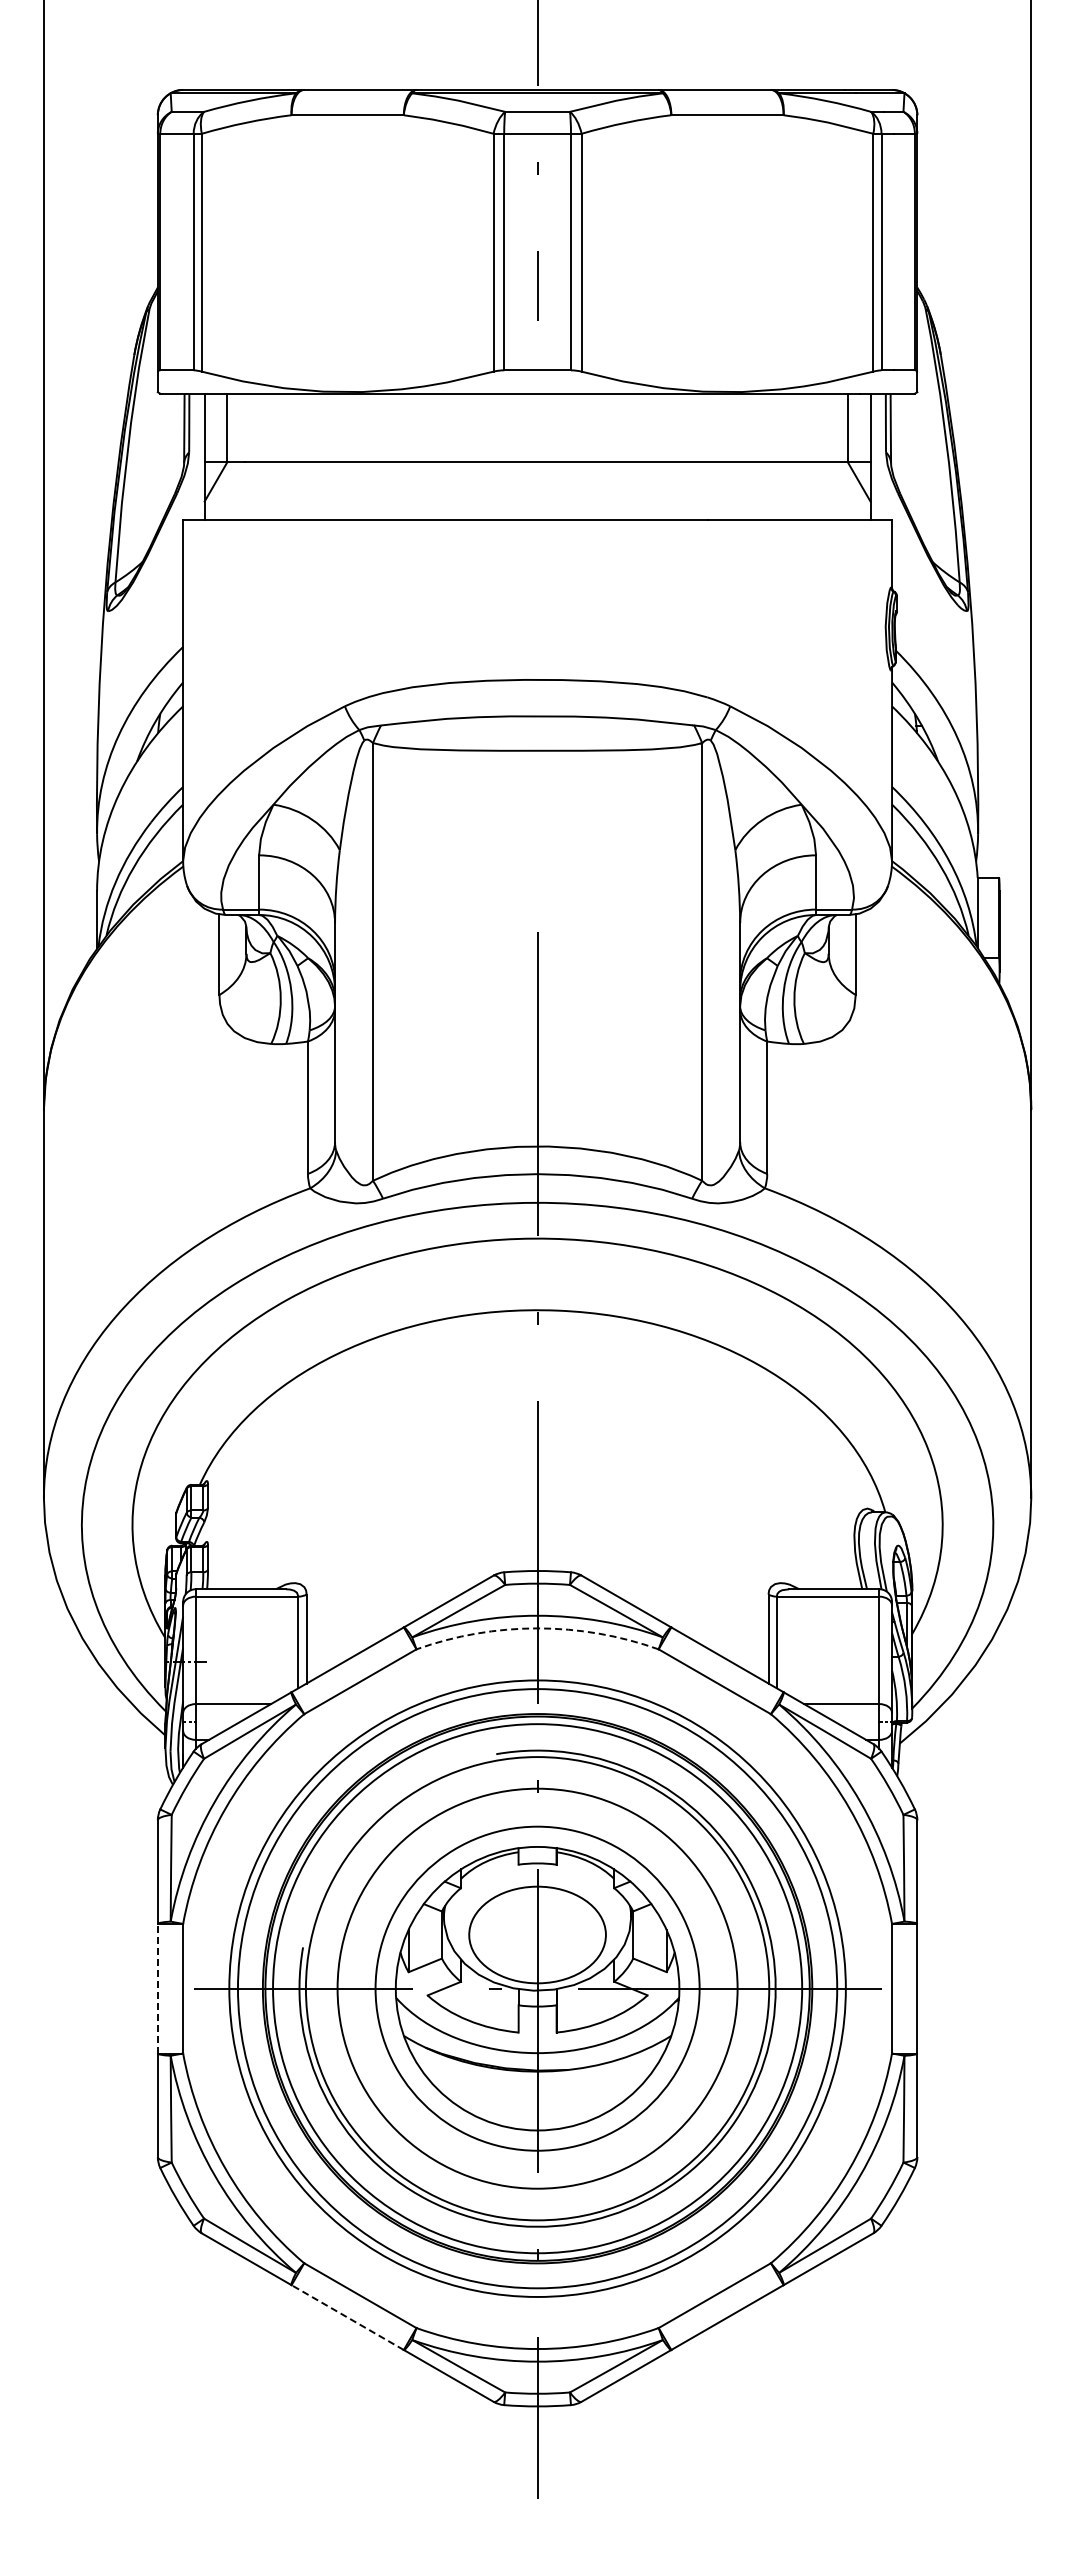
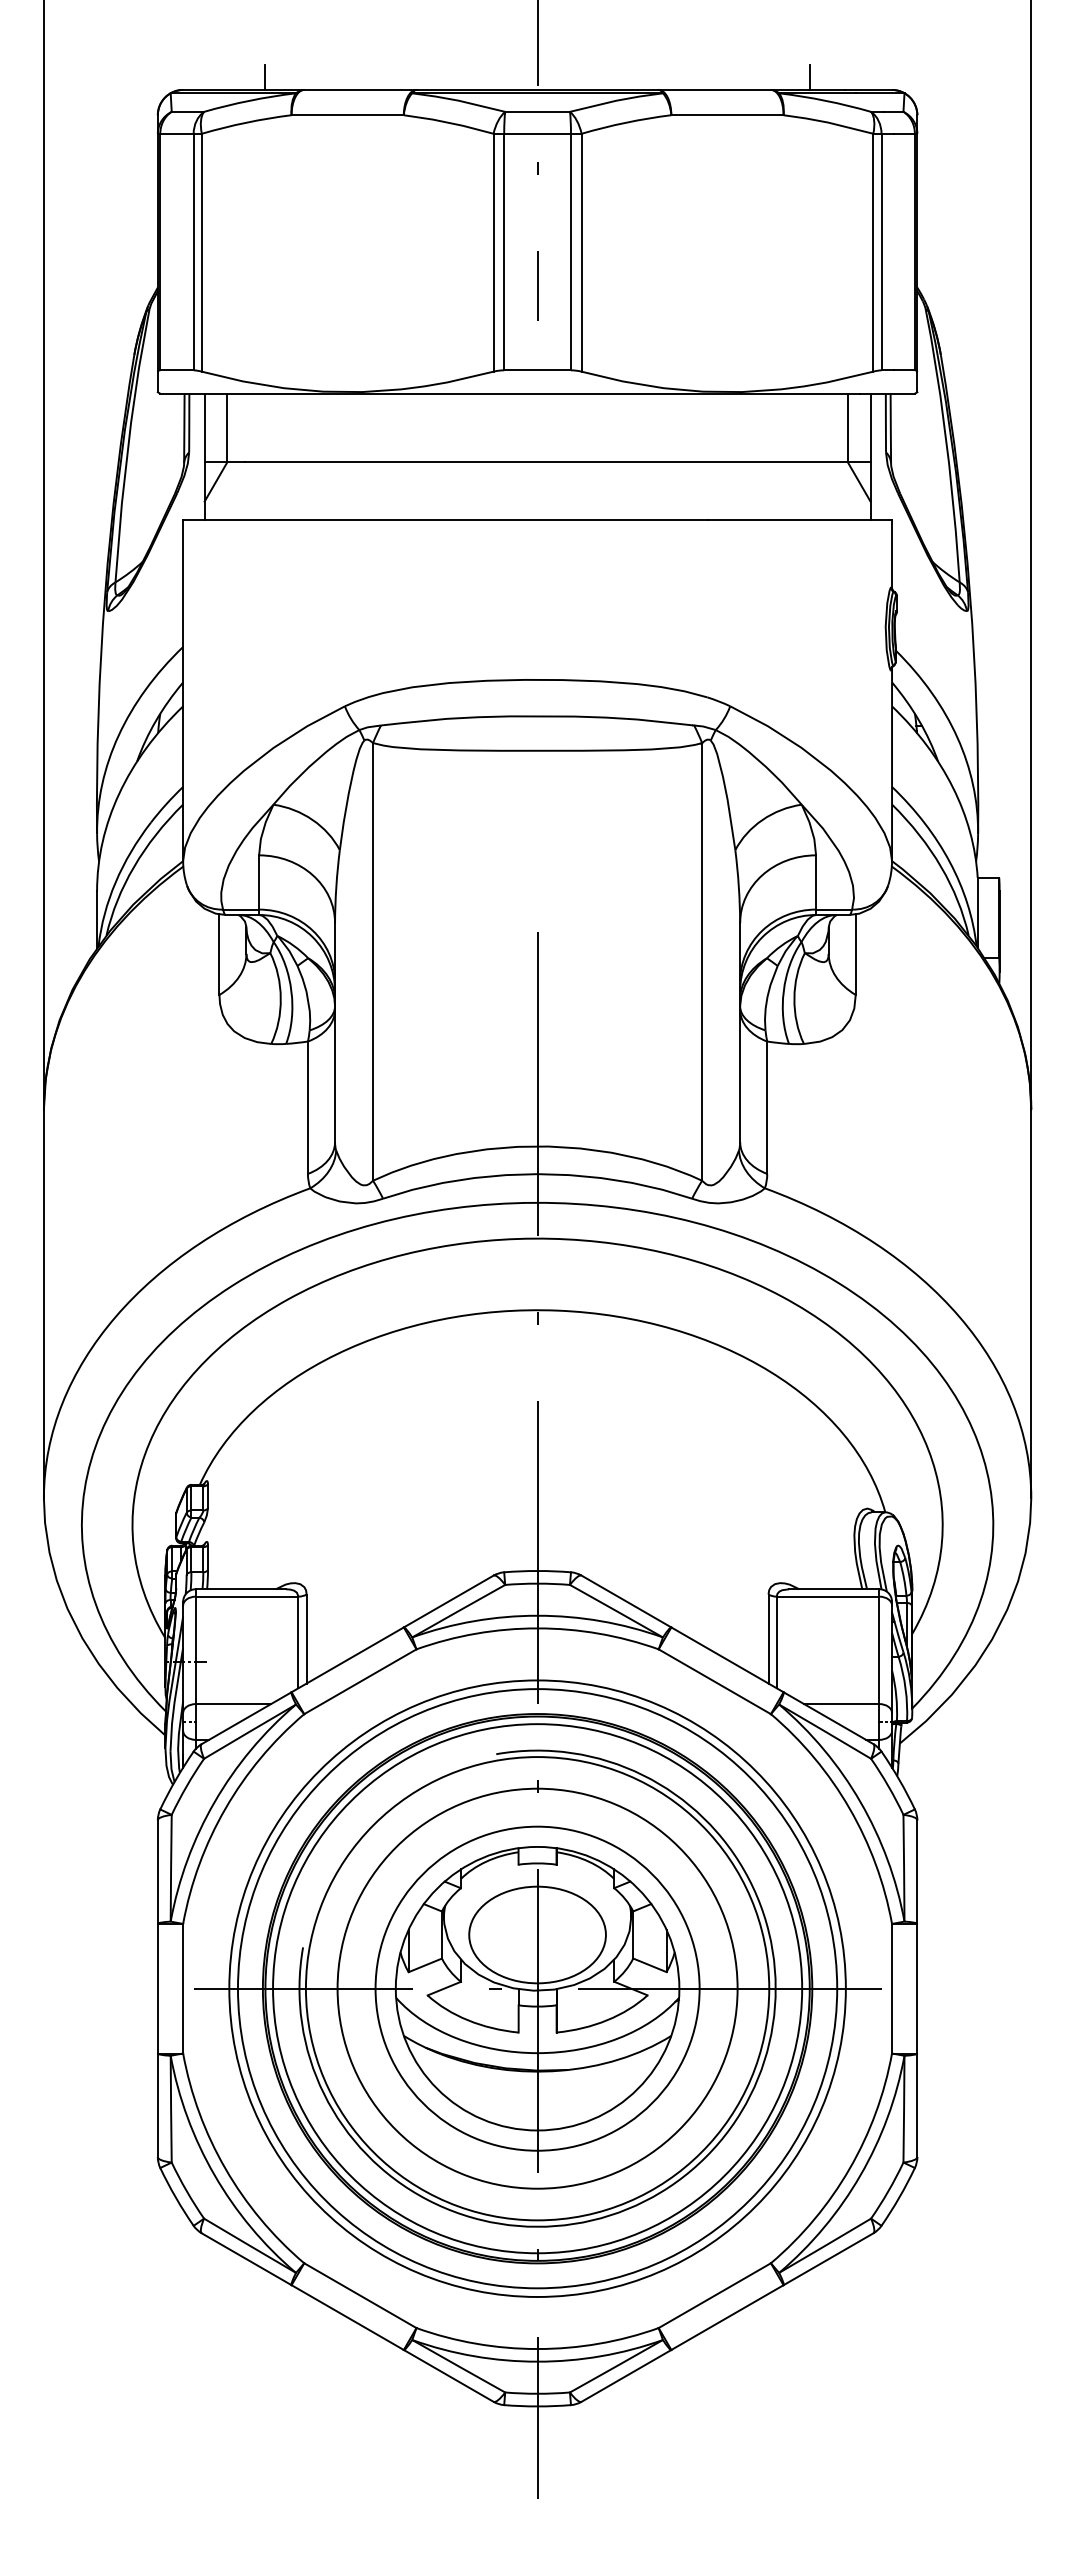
line: none -> present (265, 76)
line: none -> present (809, 76)
arc: dashed -> solid (537, 1628)
line: dashed -> solid (157, 1988)
line: dashed -> solid (347, 2317)
